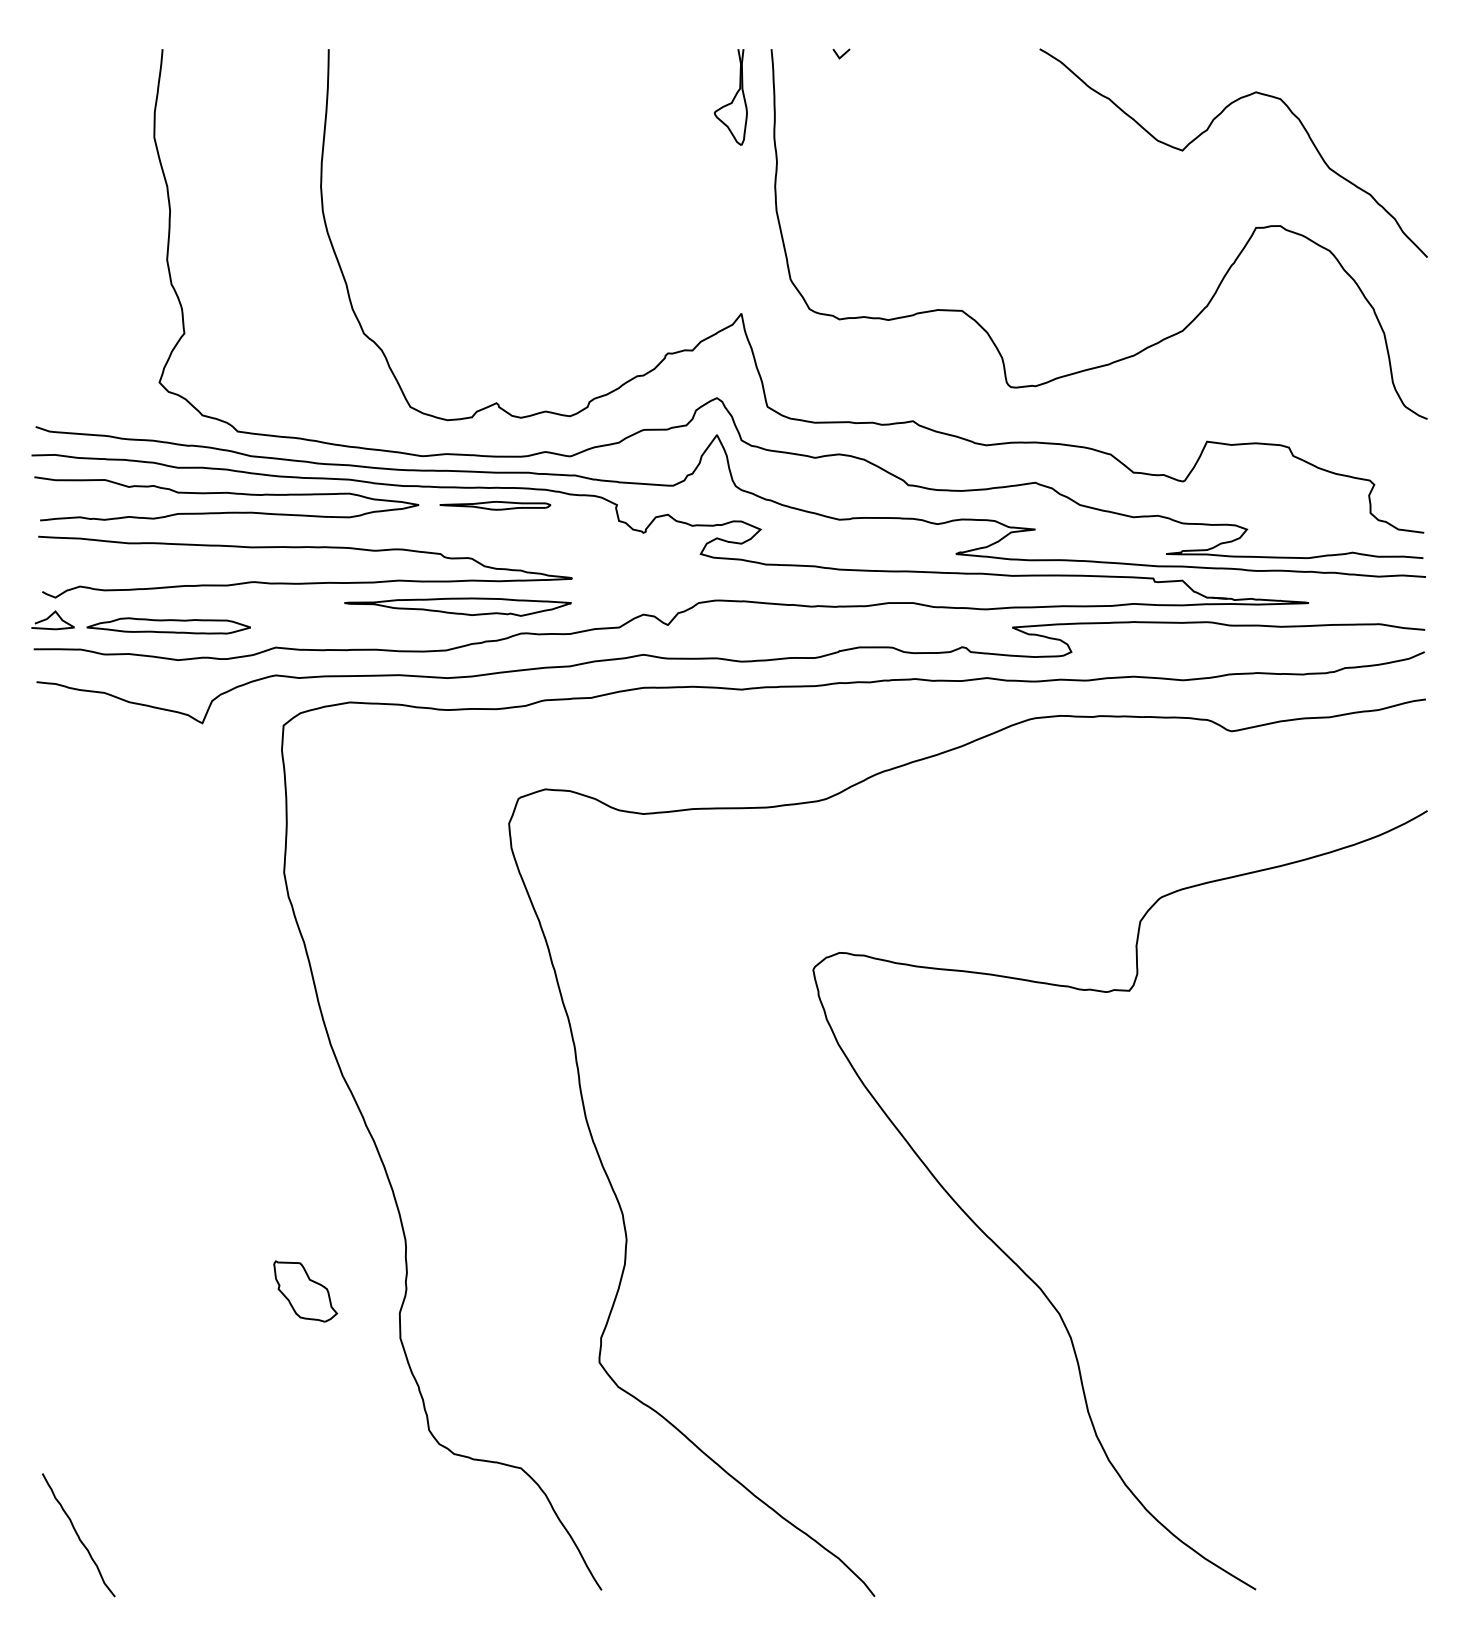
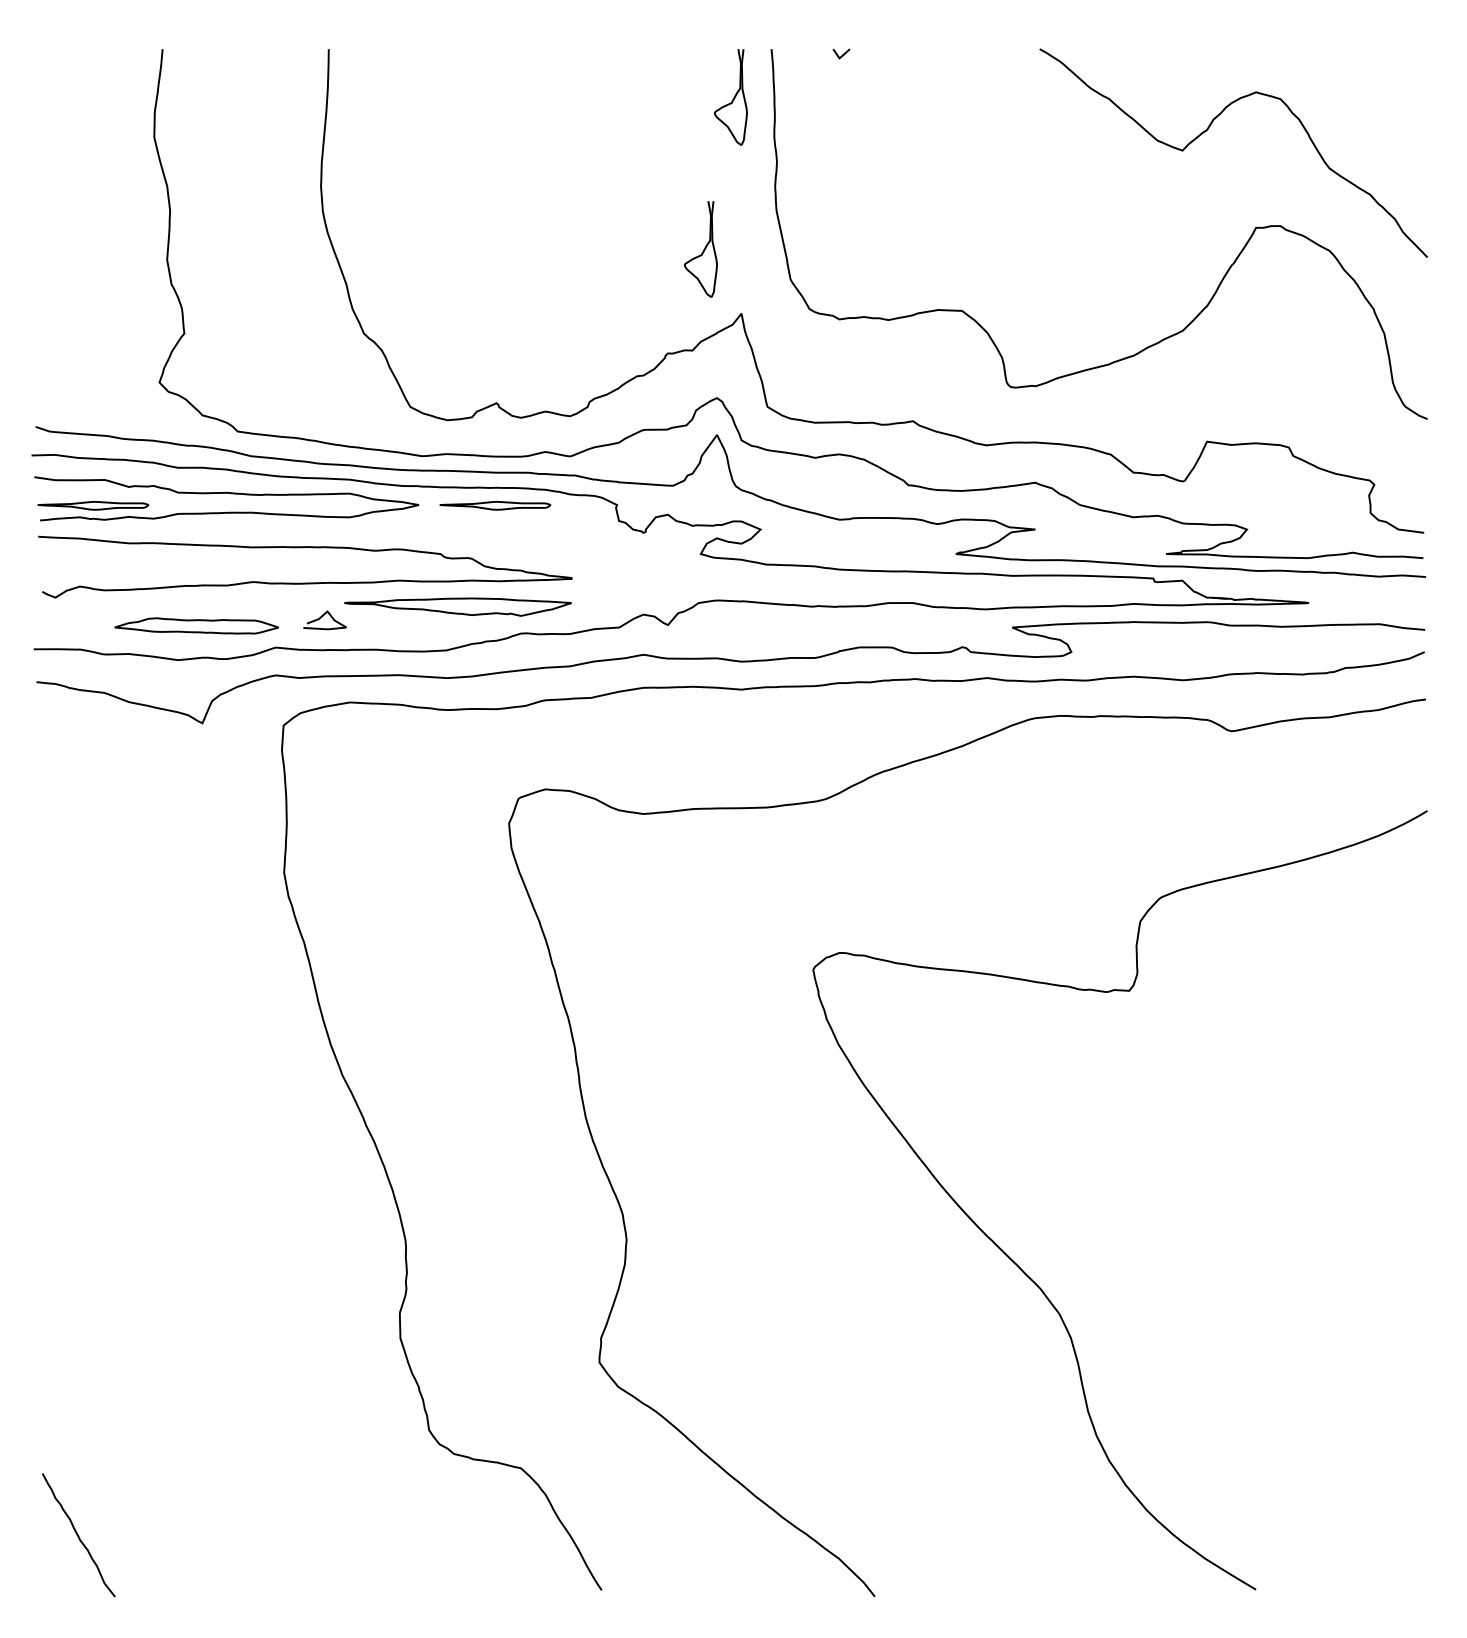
part: none -> present (700, 249)
part: none -> present (93, 505)
curve position: (50, 617) -> (322, 617) (322, 617)
part position: (168, 625) -> (196, 625) (196, 625)
part: present -> none (305, 1291)
